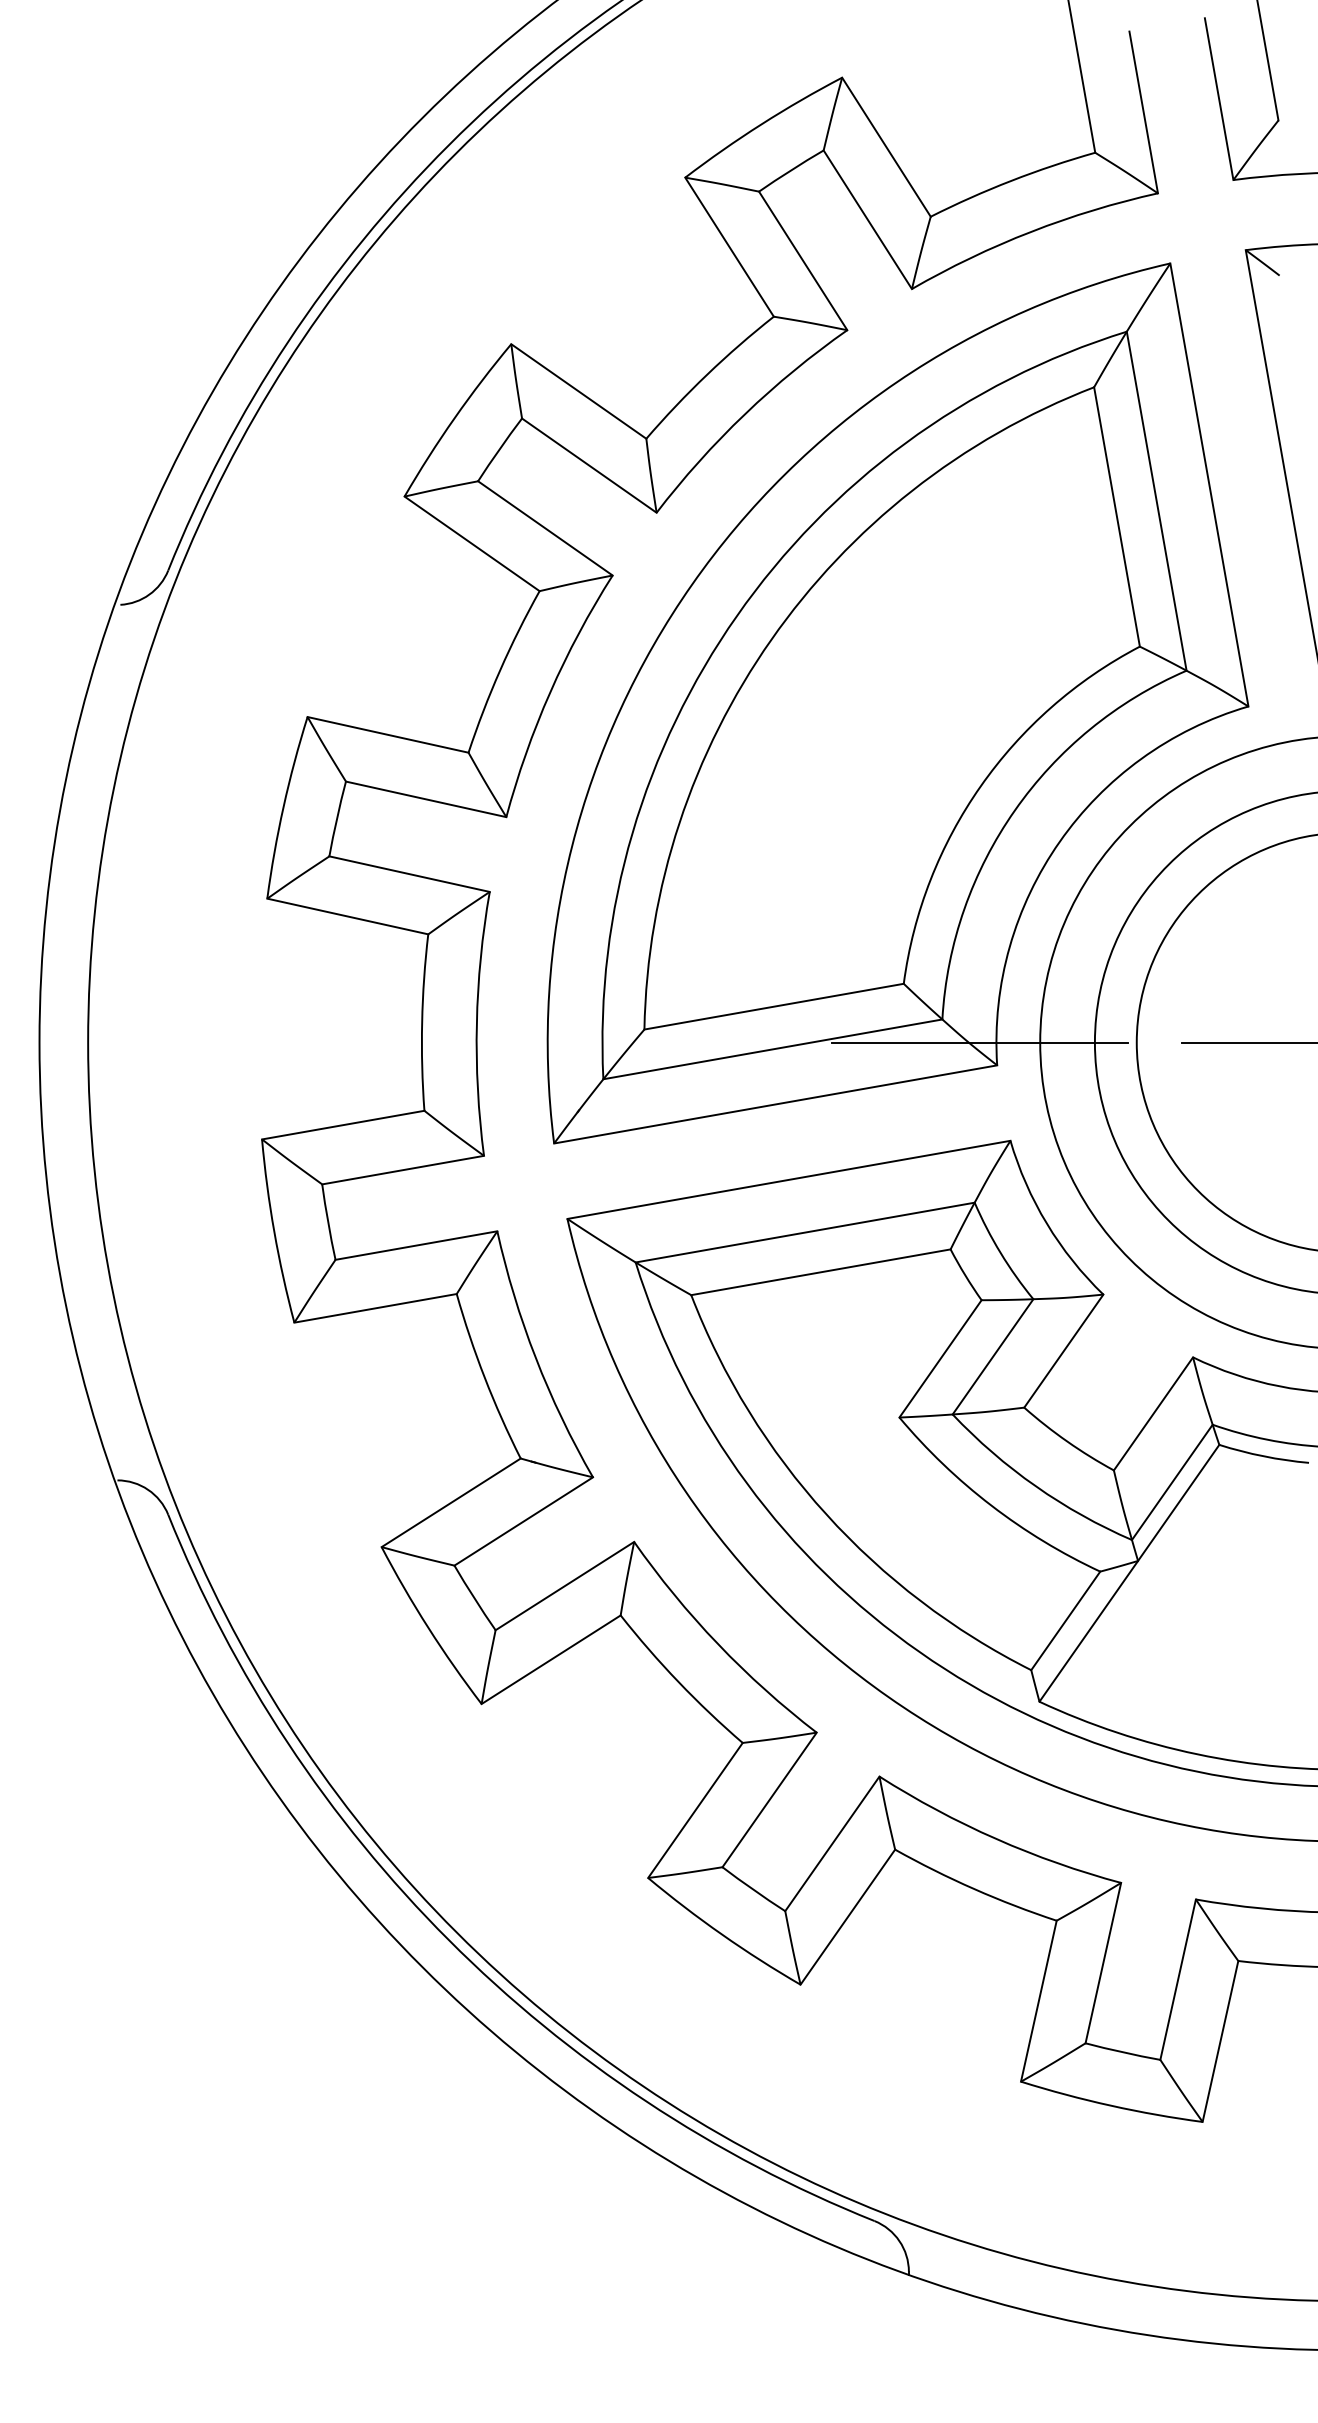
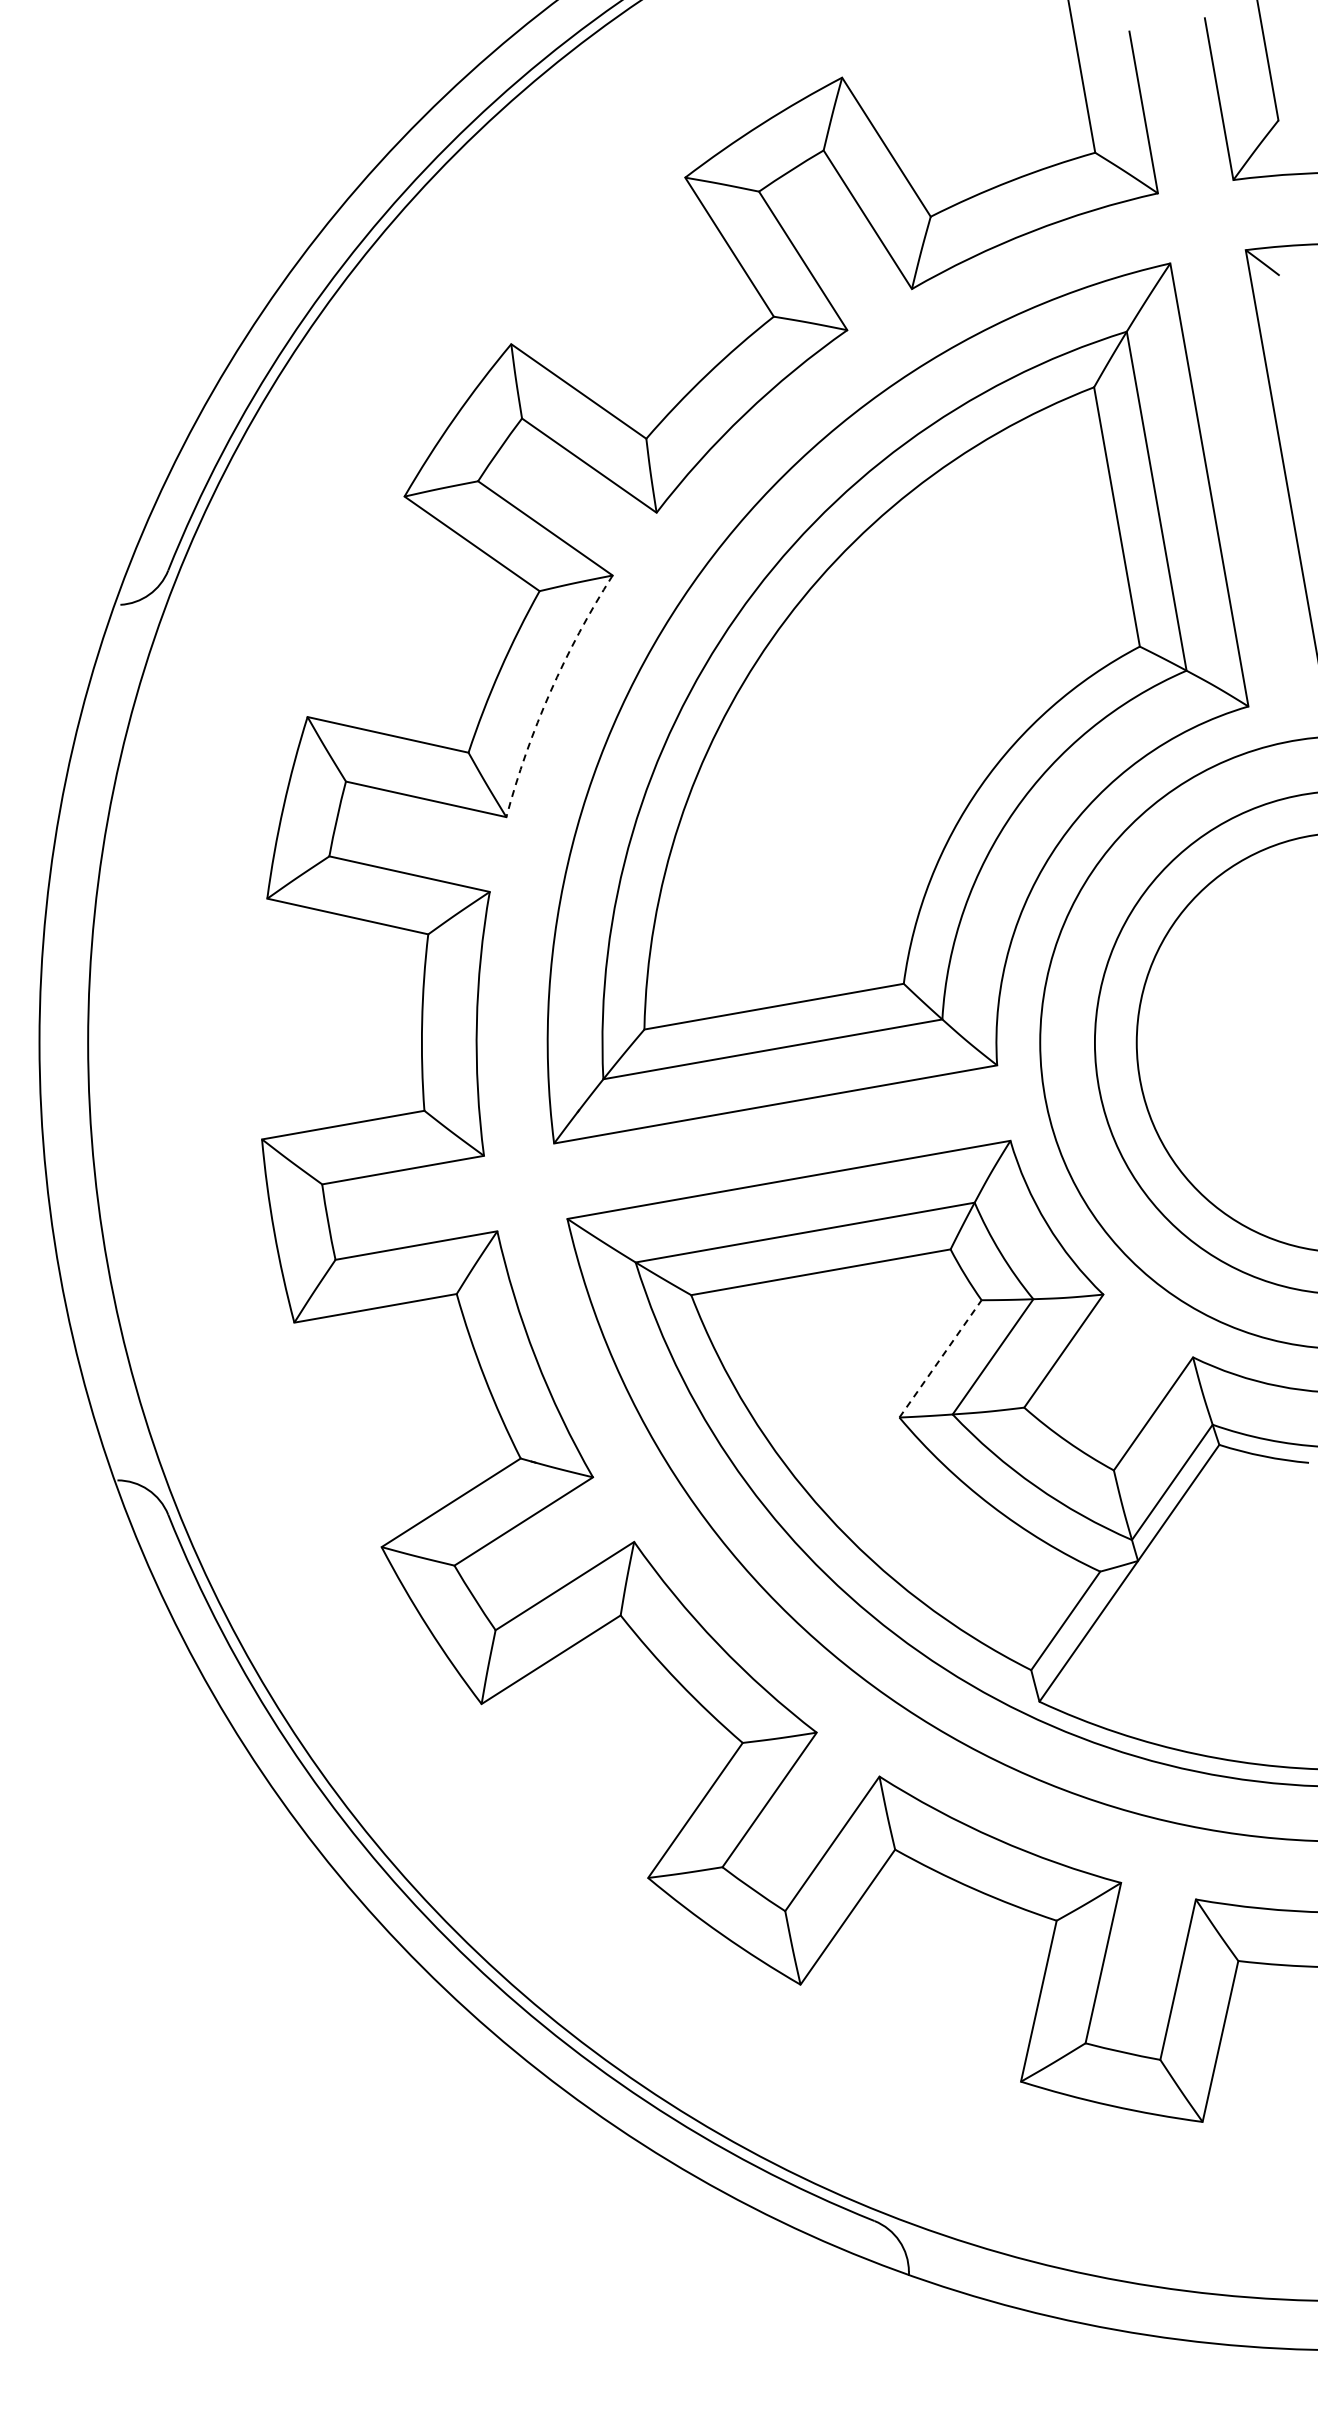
arc: solid -> dashed (550, 692)
line: present -> none (979, 1042)
line: present -> none (1248, 1042)
line: solid -> dashed (940, 1358)
